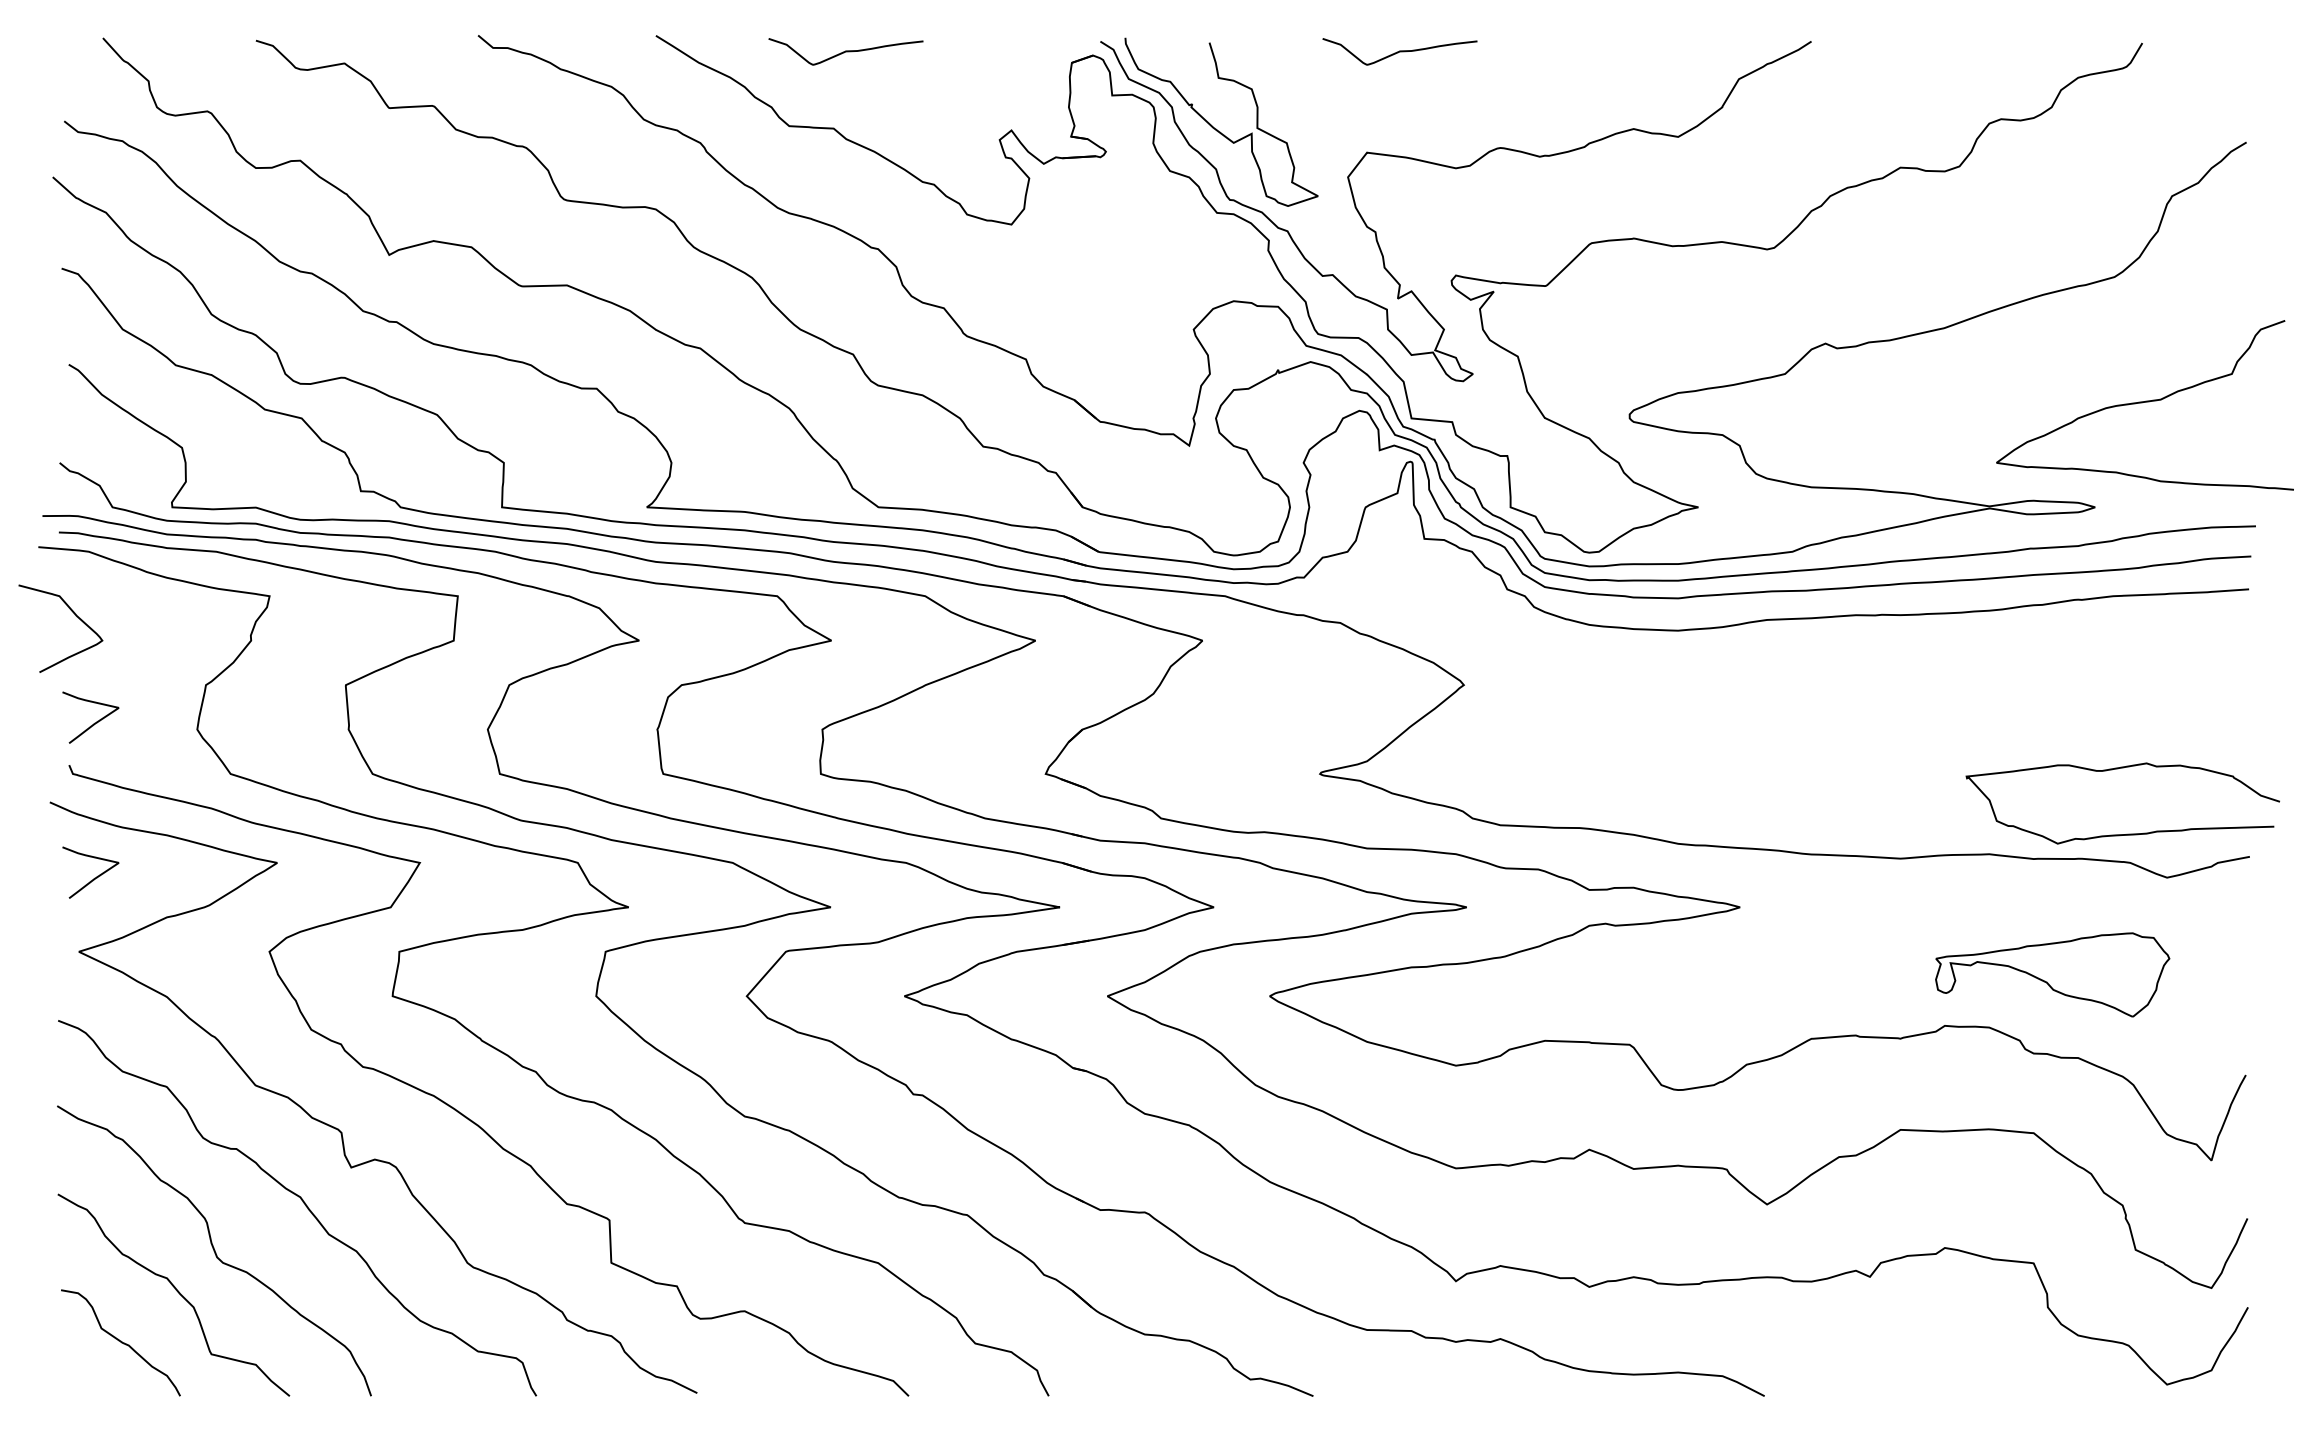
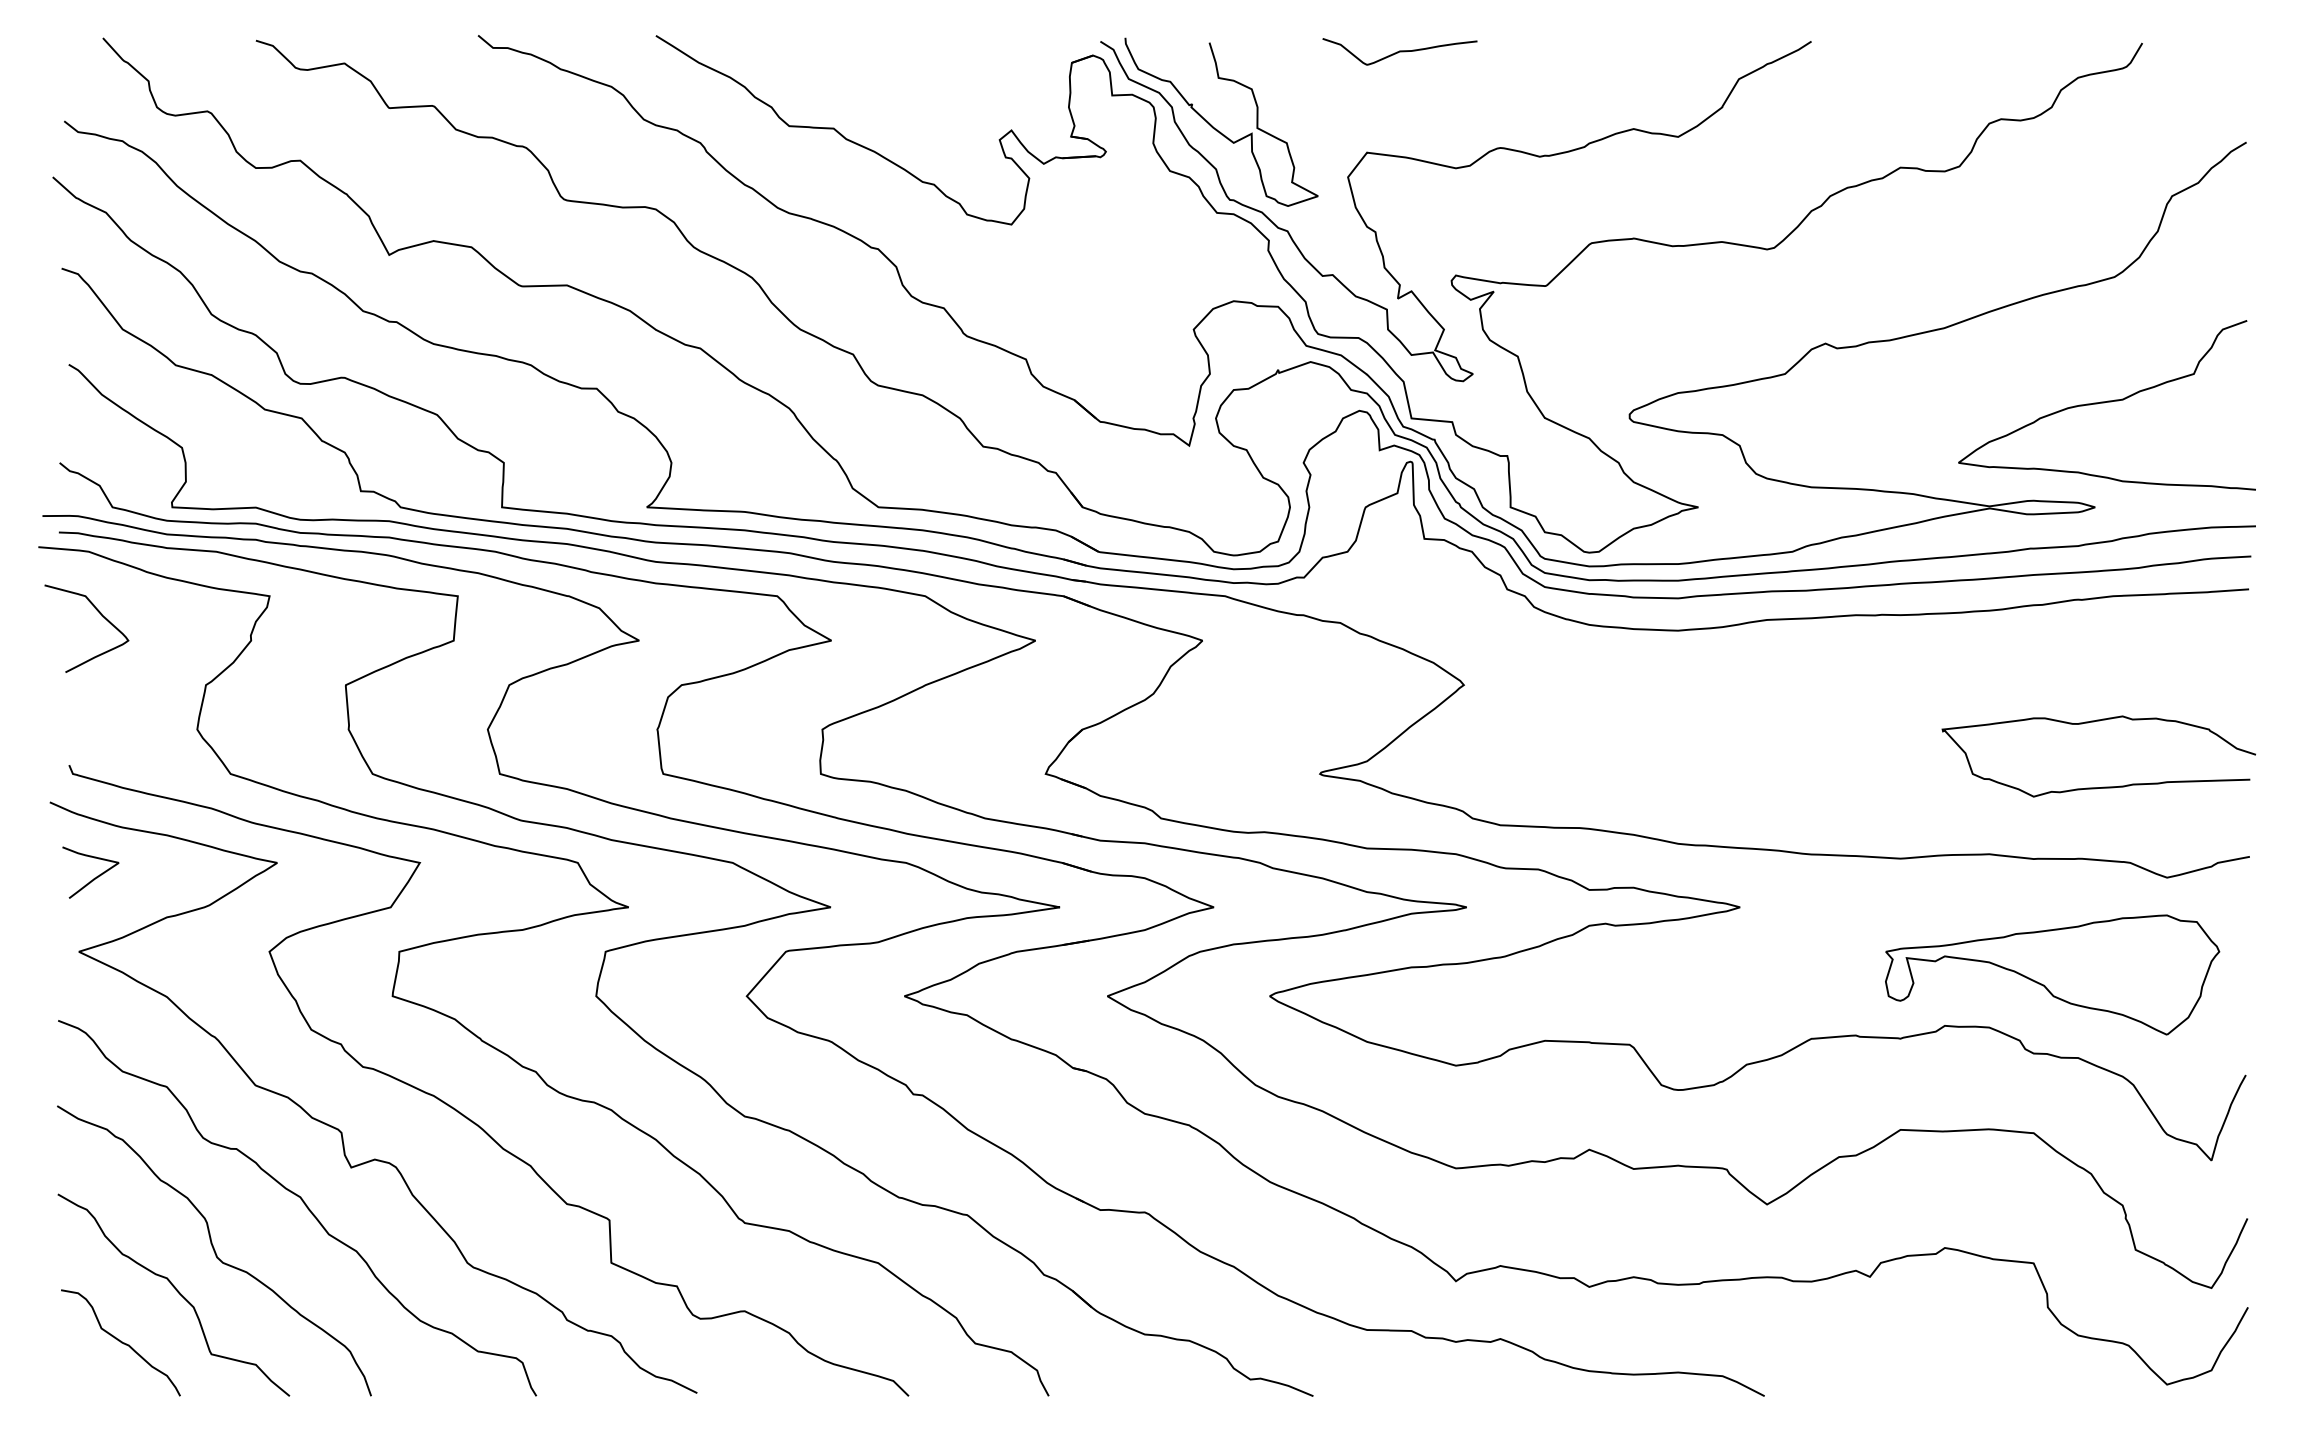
curve: present -> none (845, 51)
curve position: (2142, 403) -> (2104, 403) (2104, 403)
curve position: (74, 614) -> (100, 614) (100, 614)
curve: present -> none (94, 722)
curve position: (2127, 833) -> (2103, 786) (2103, 786)
part size: 236x86 px -> 336x122 px (2052, 974)
